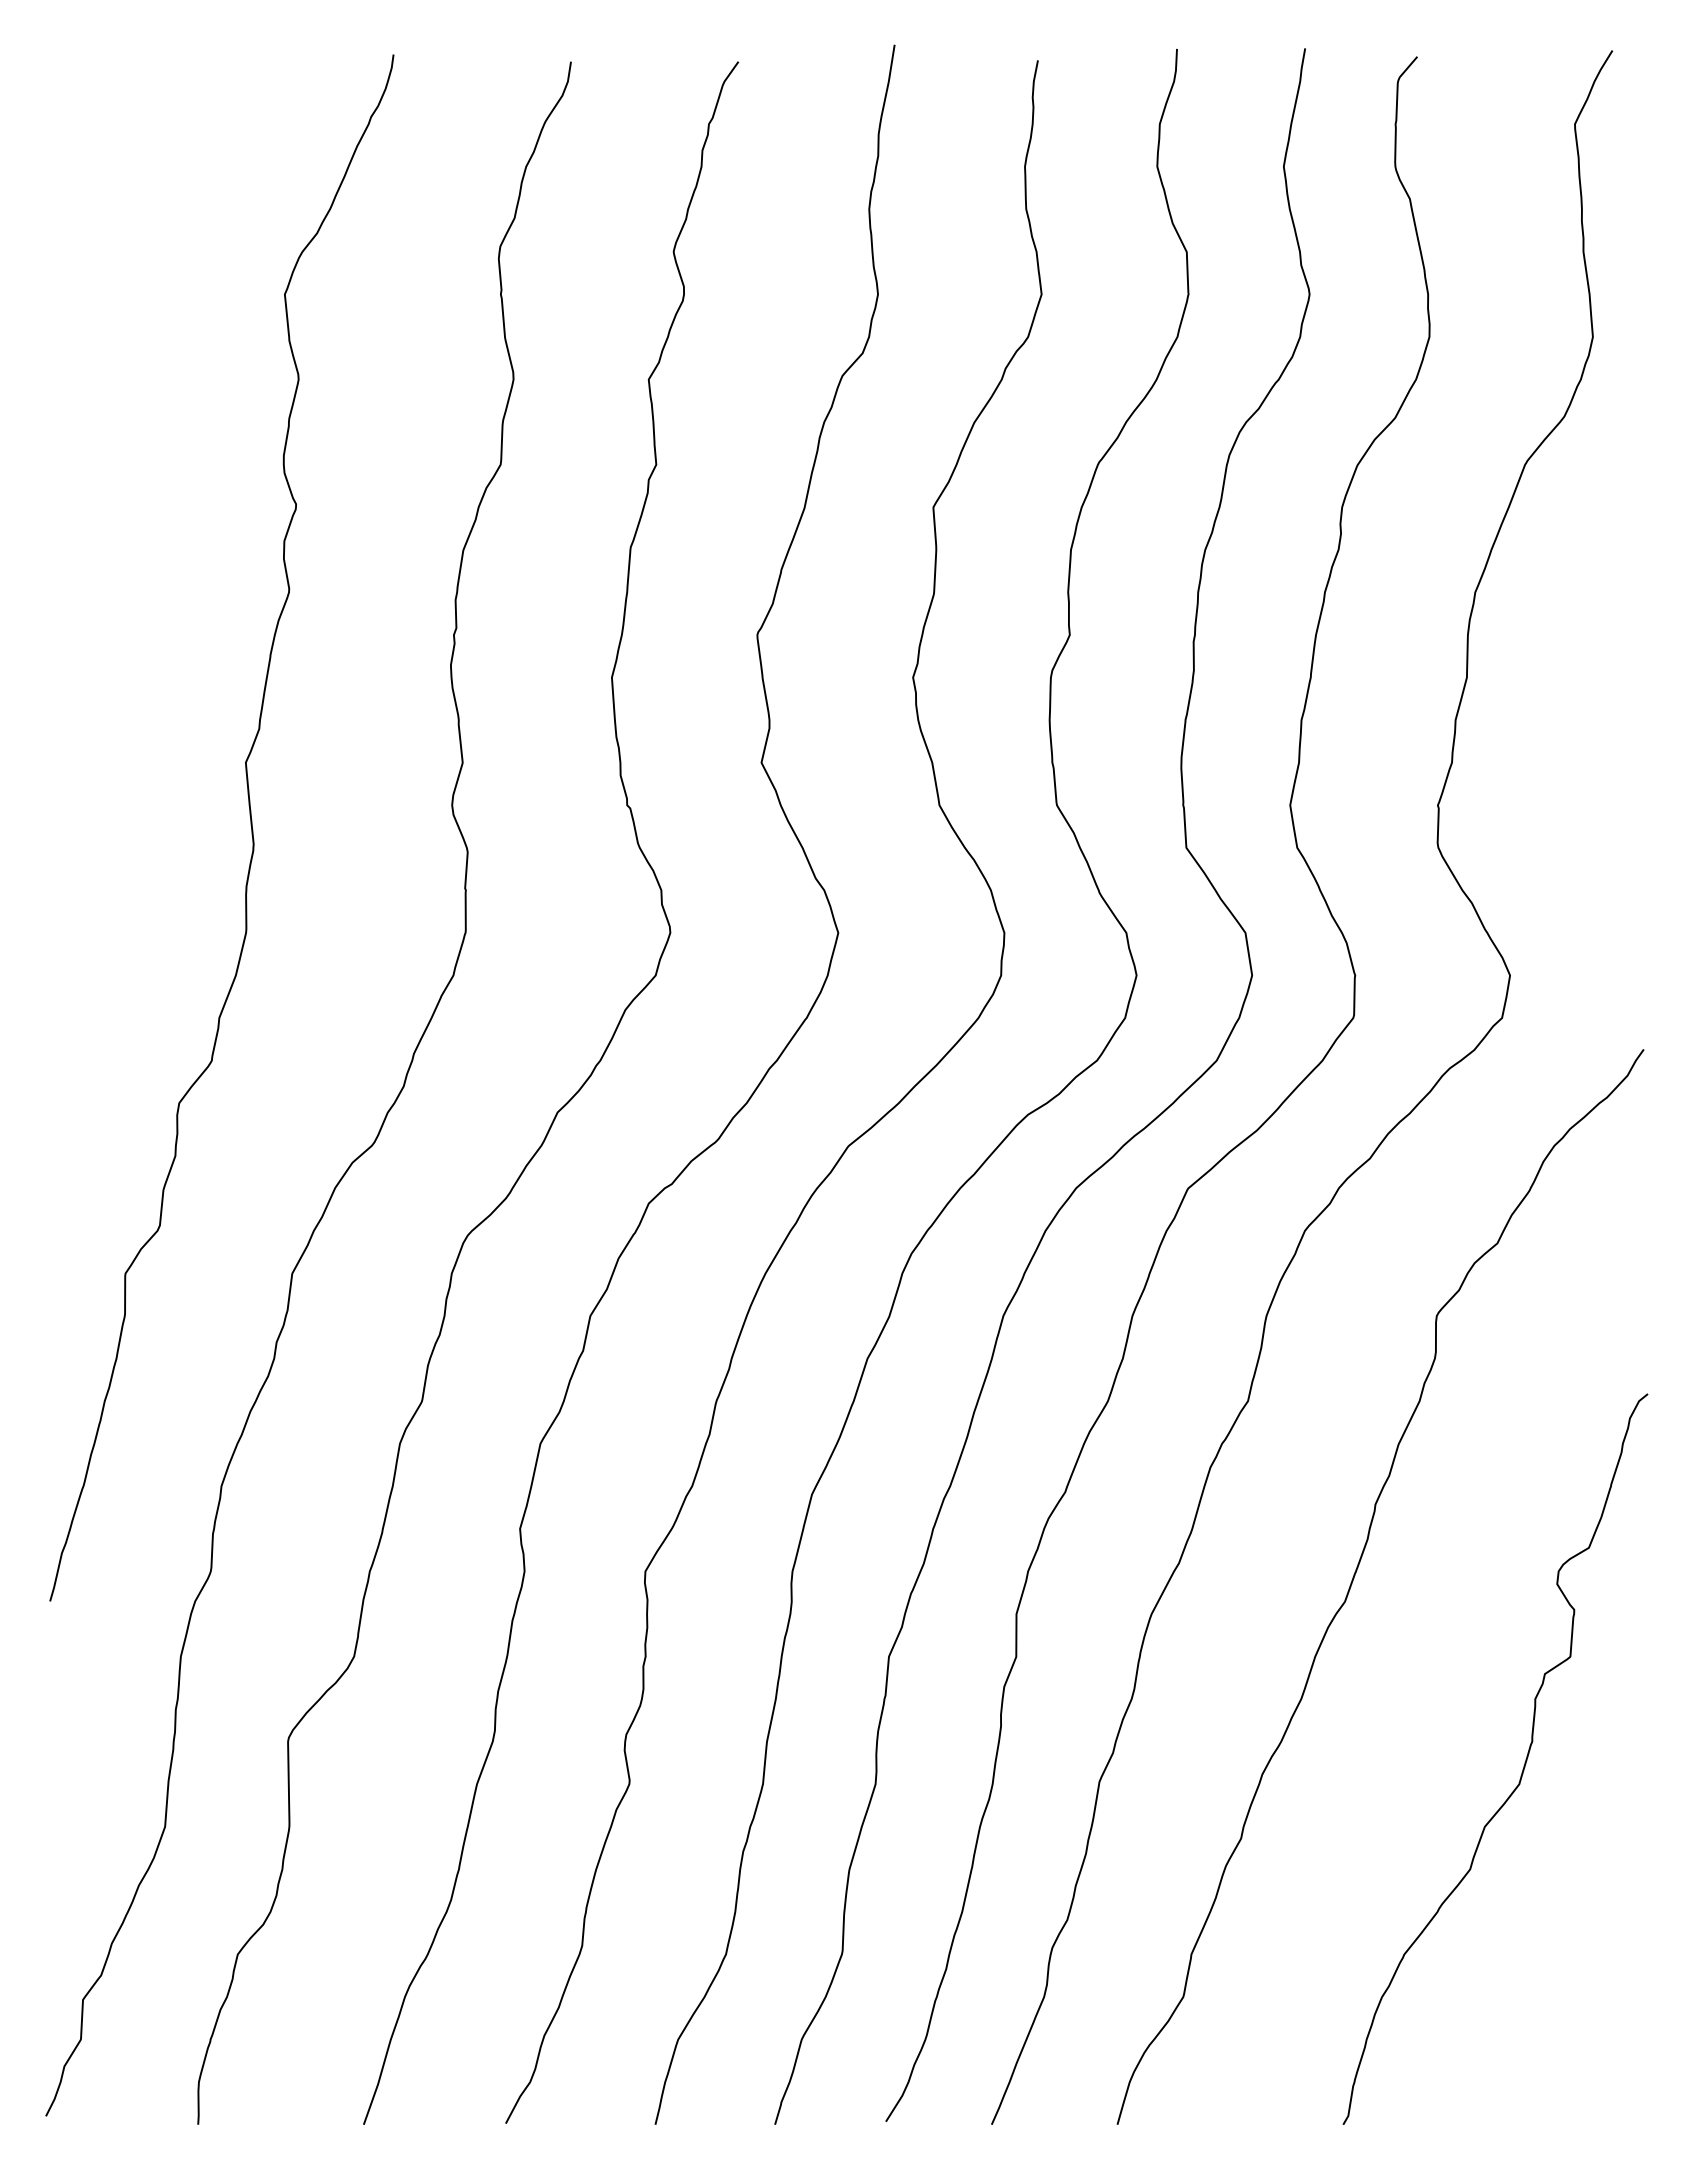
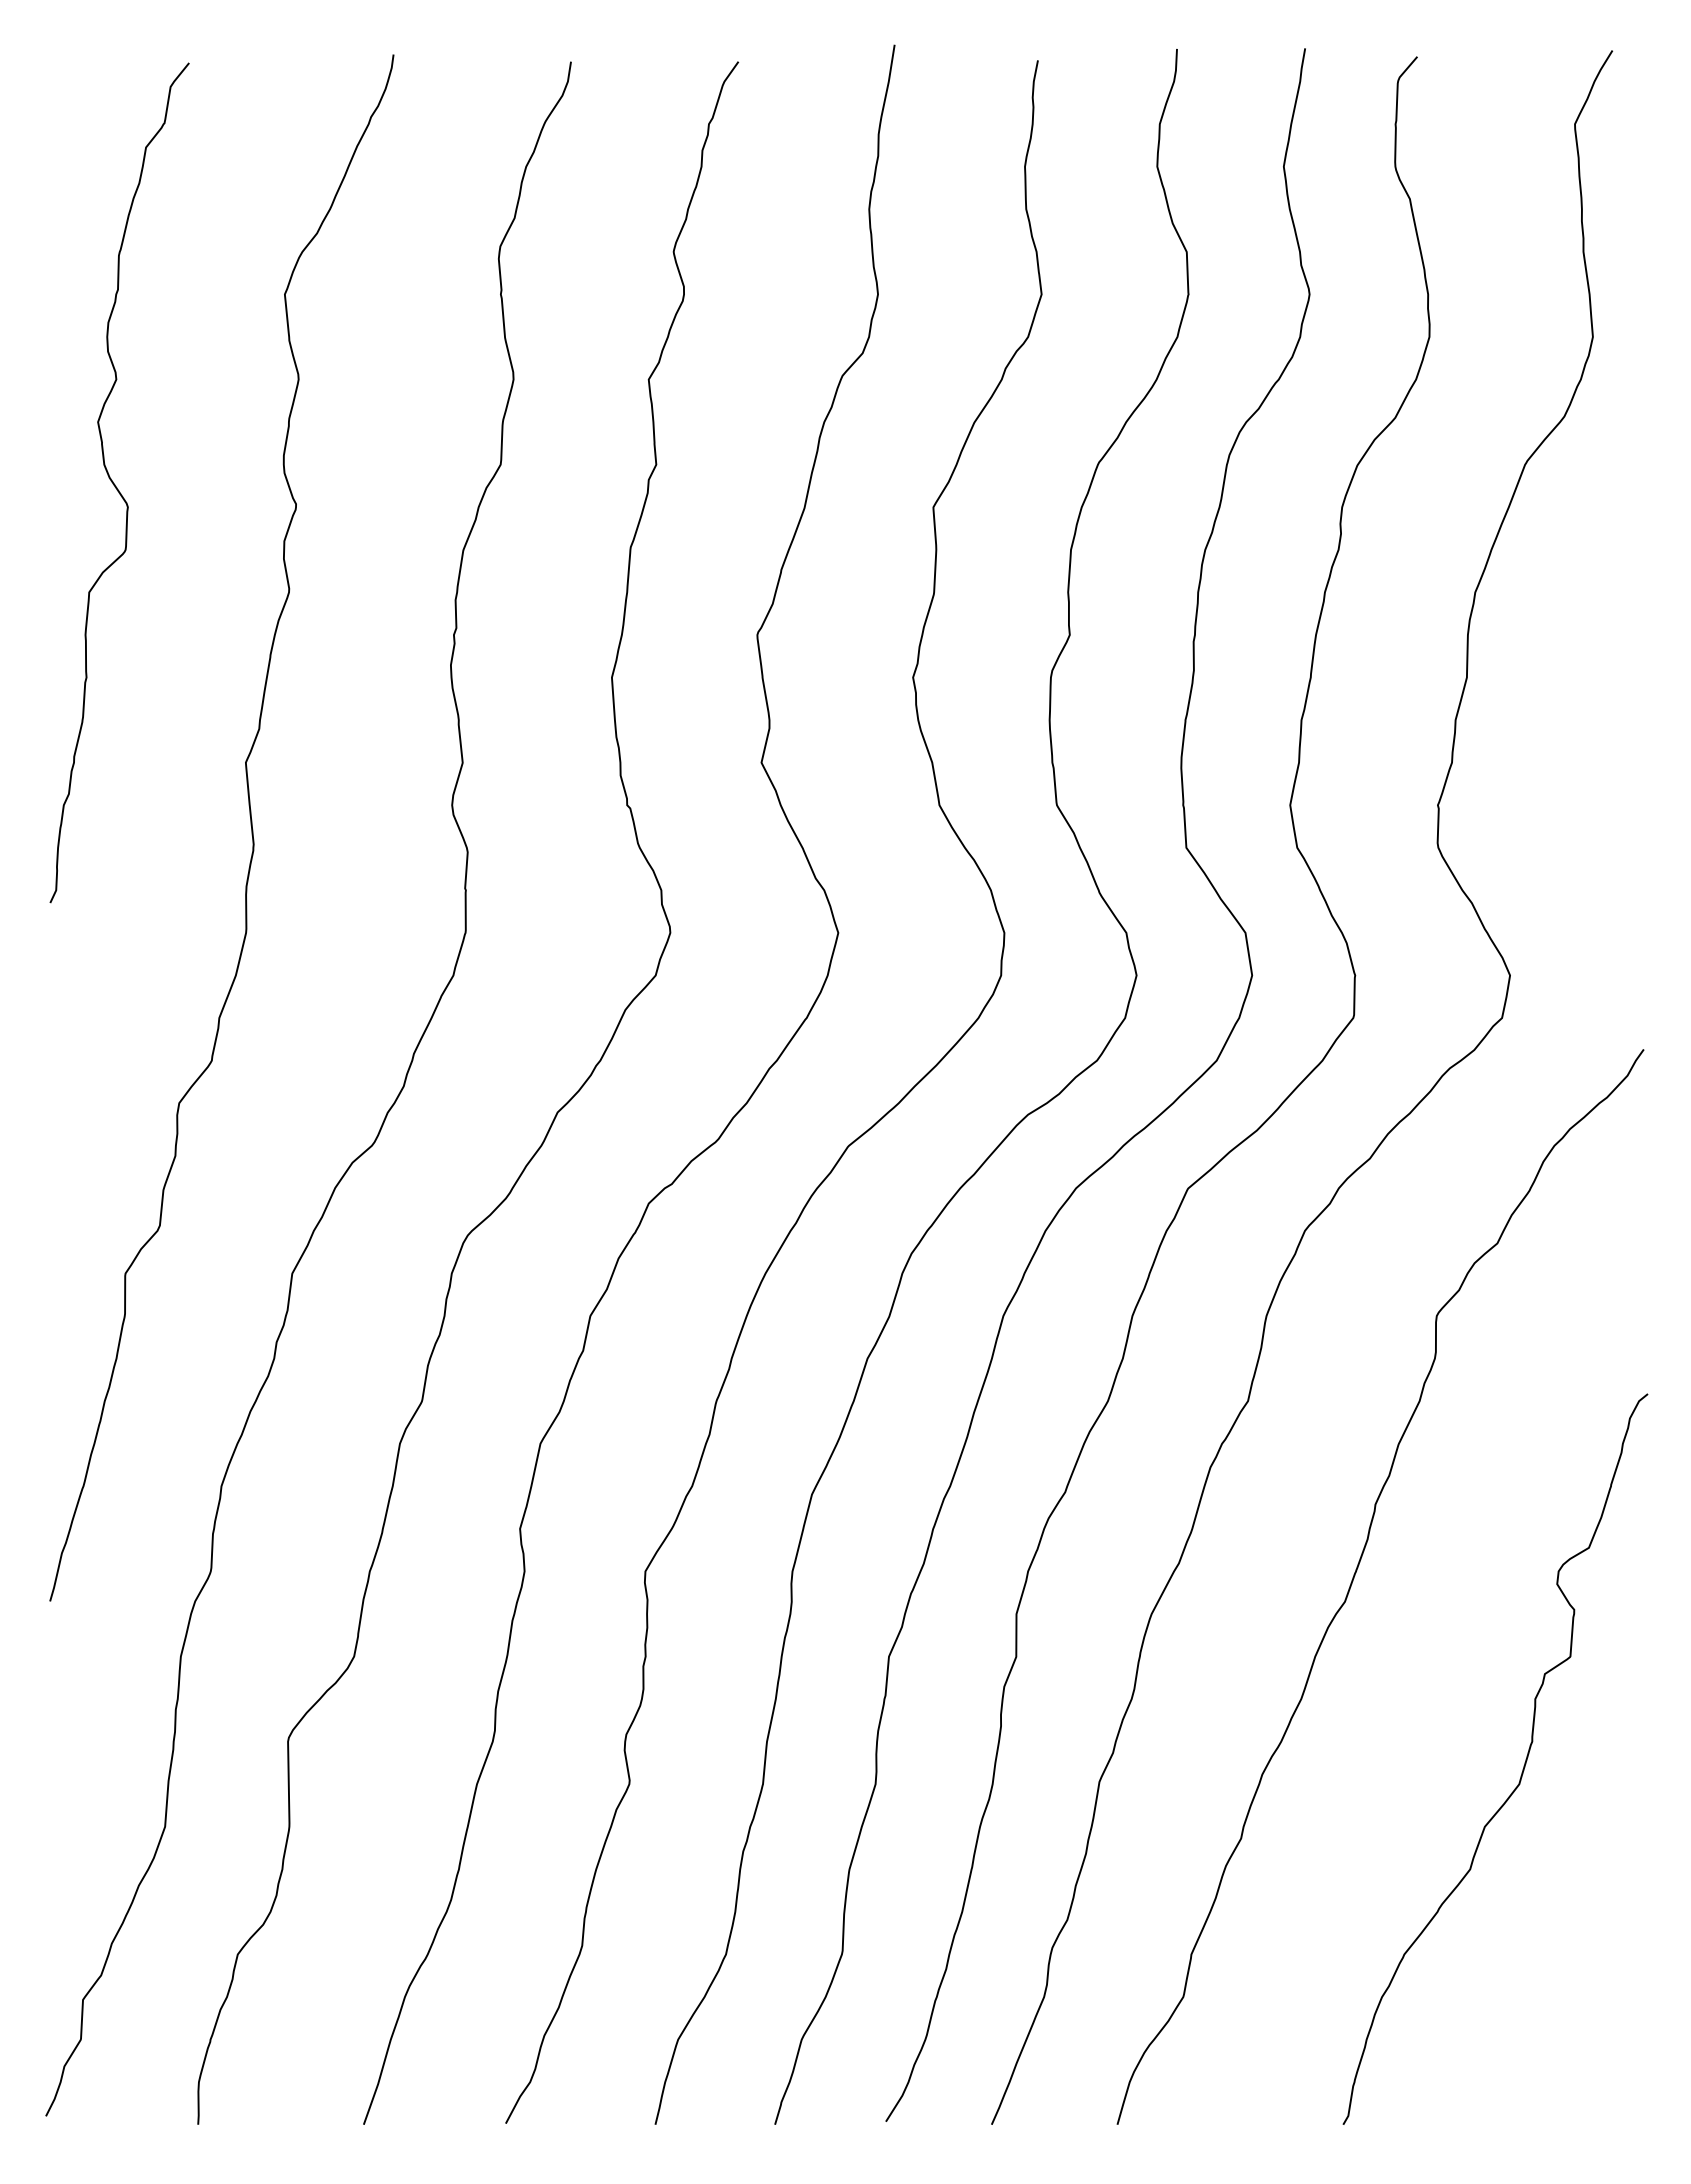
curve: none -> present (115, 484)
